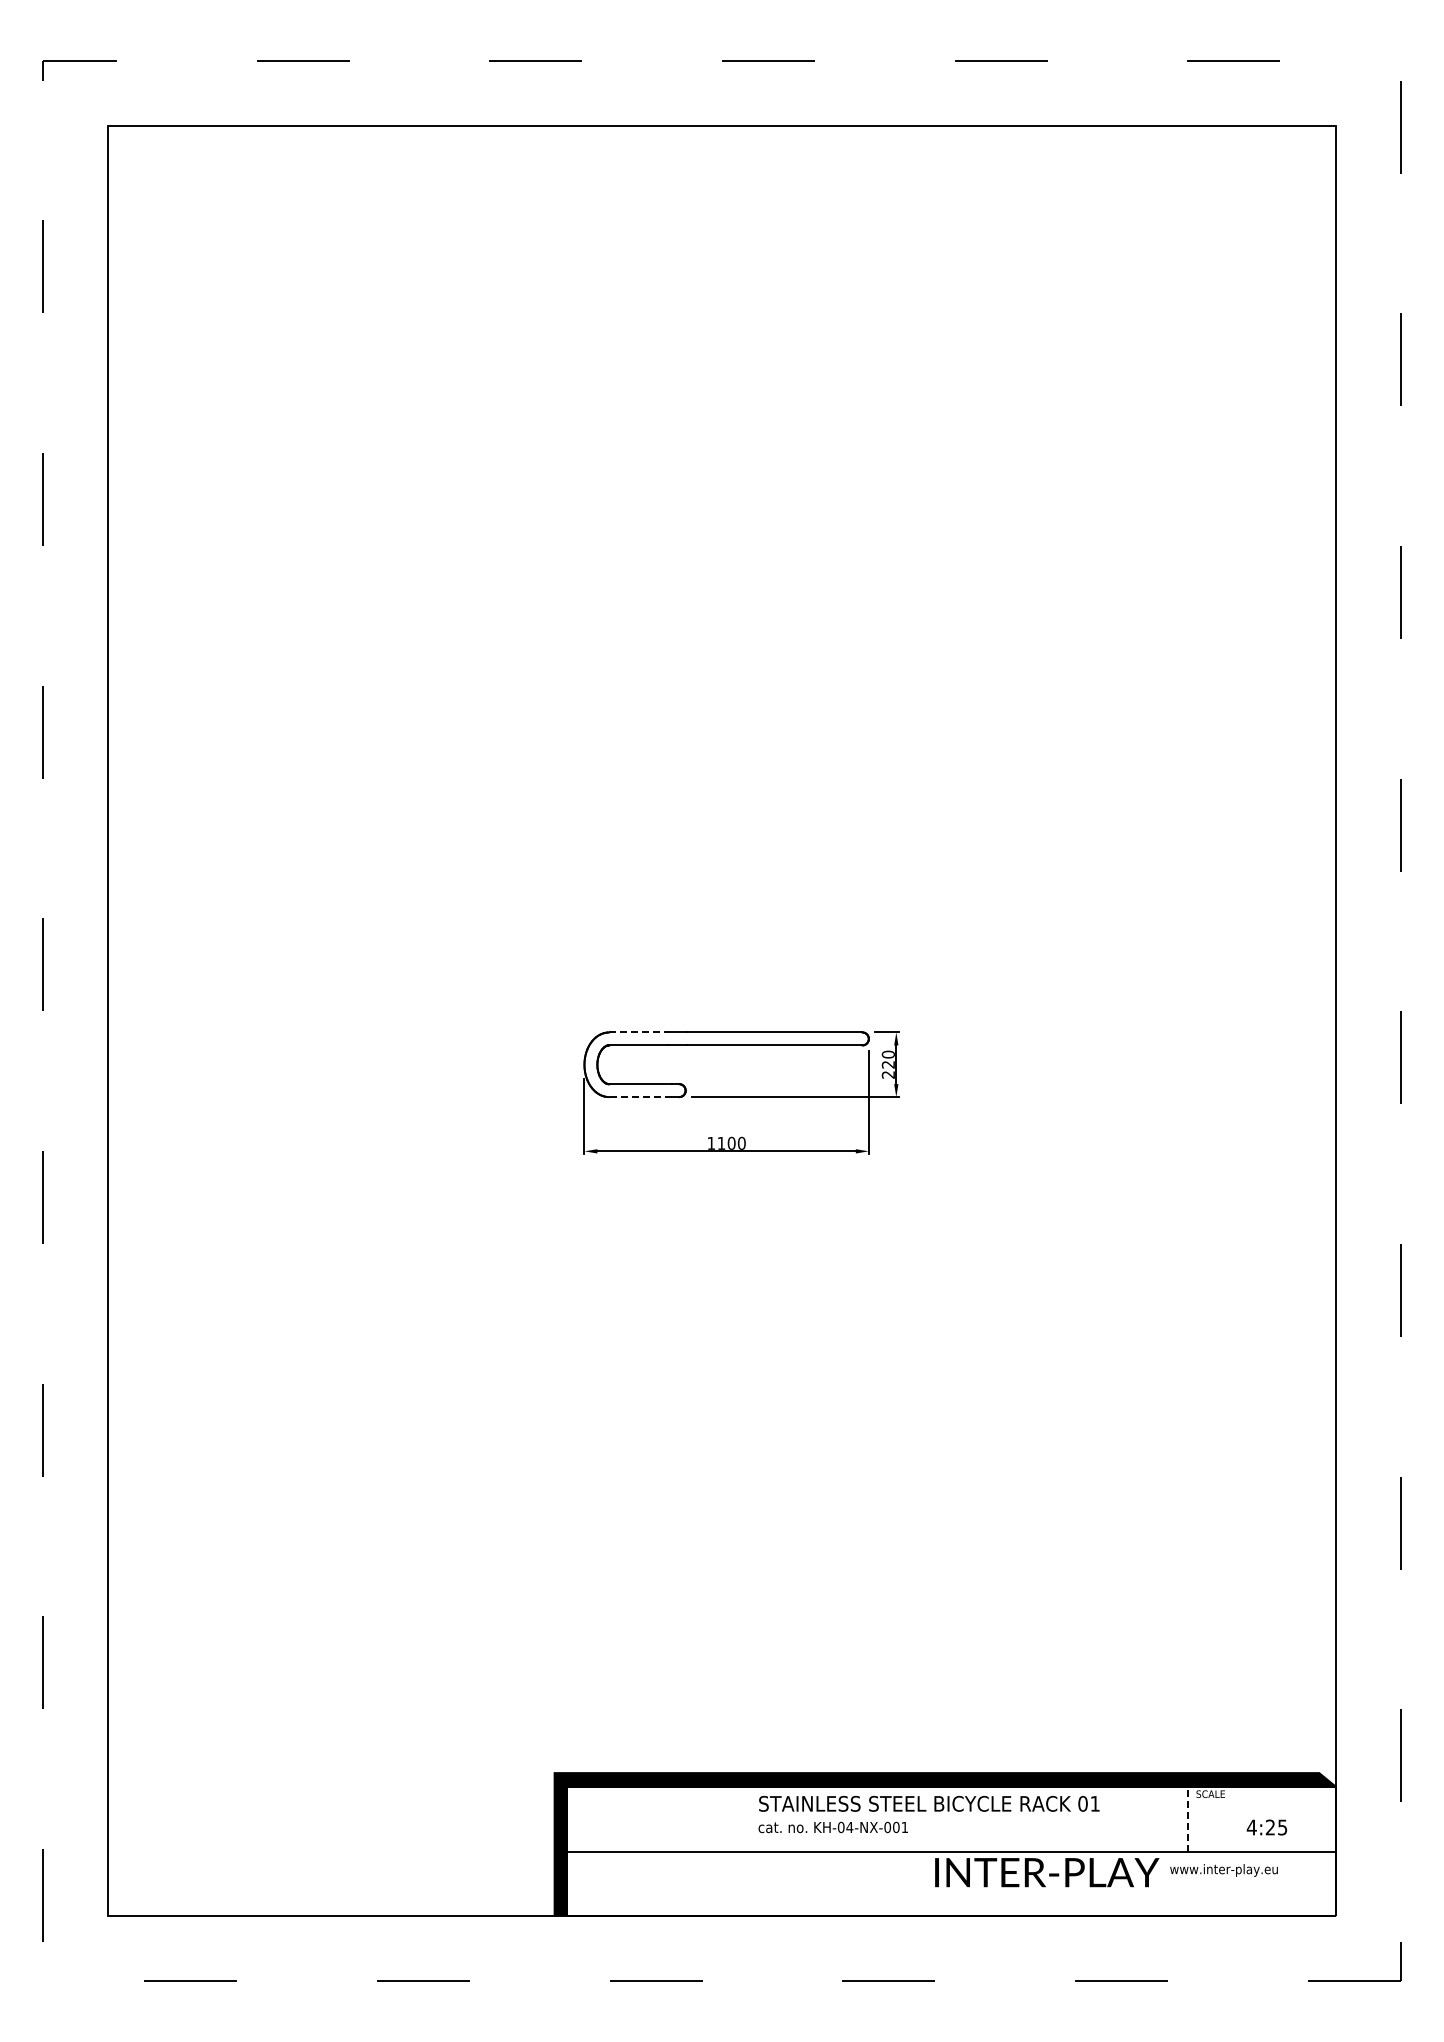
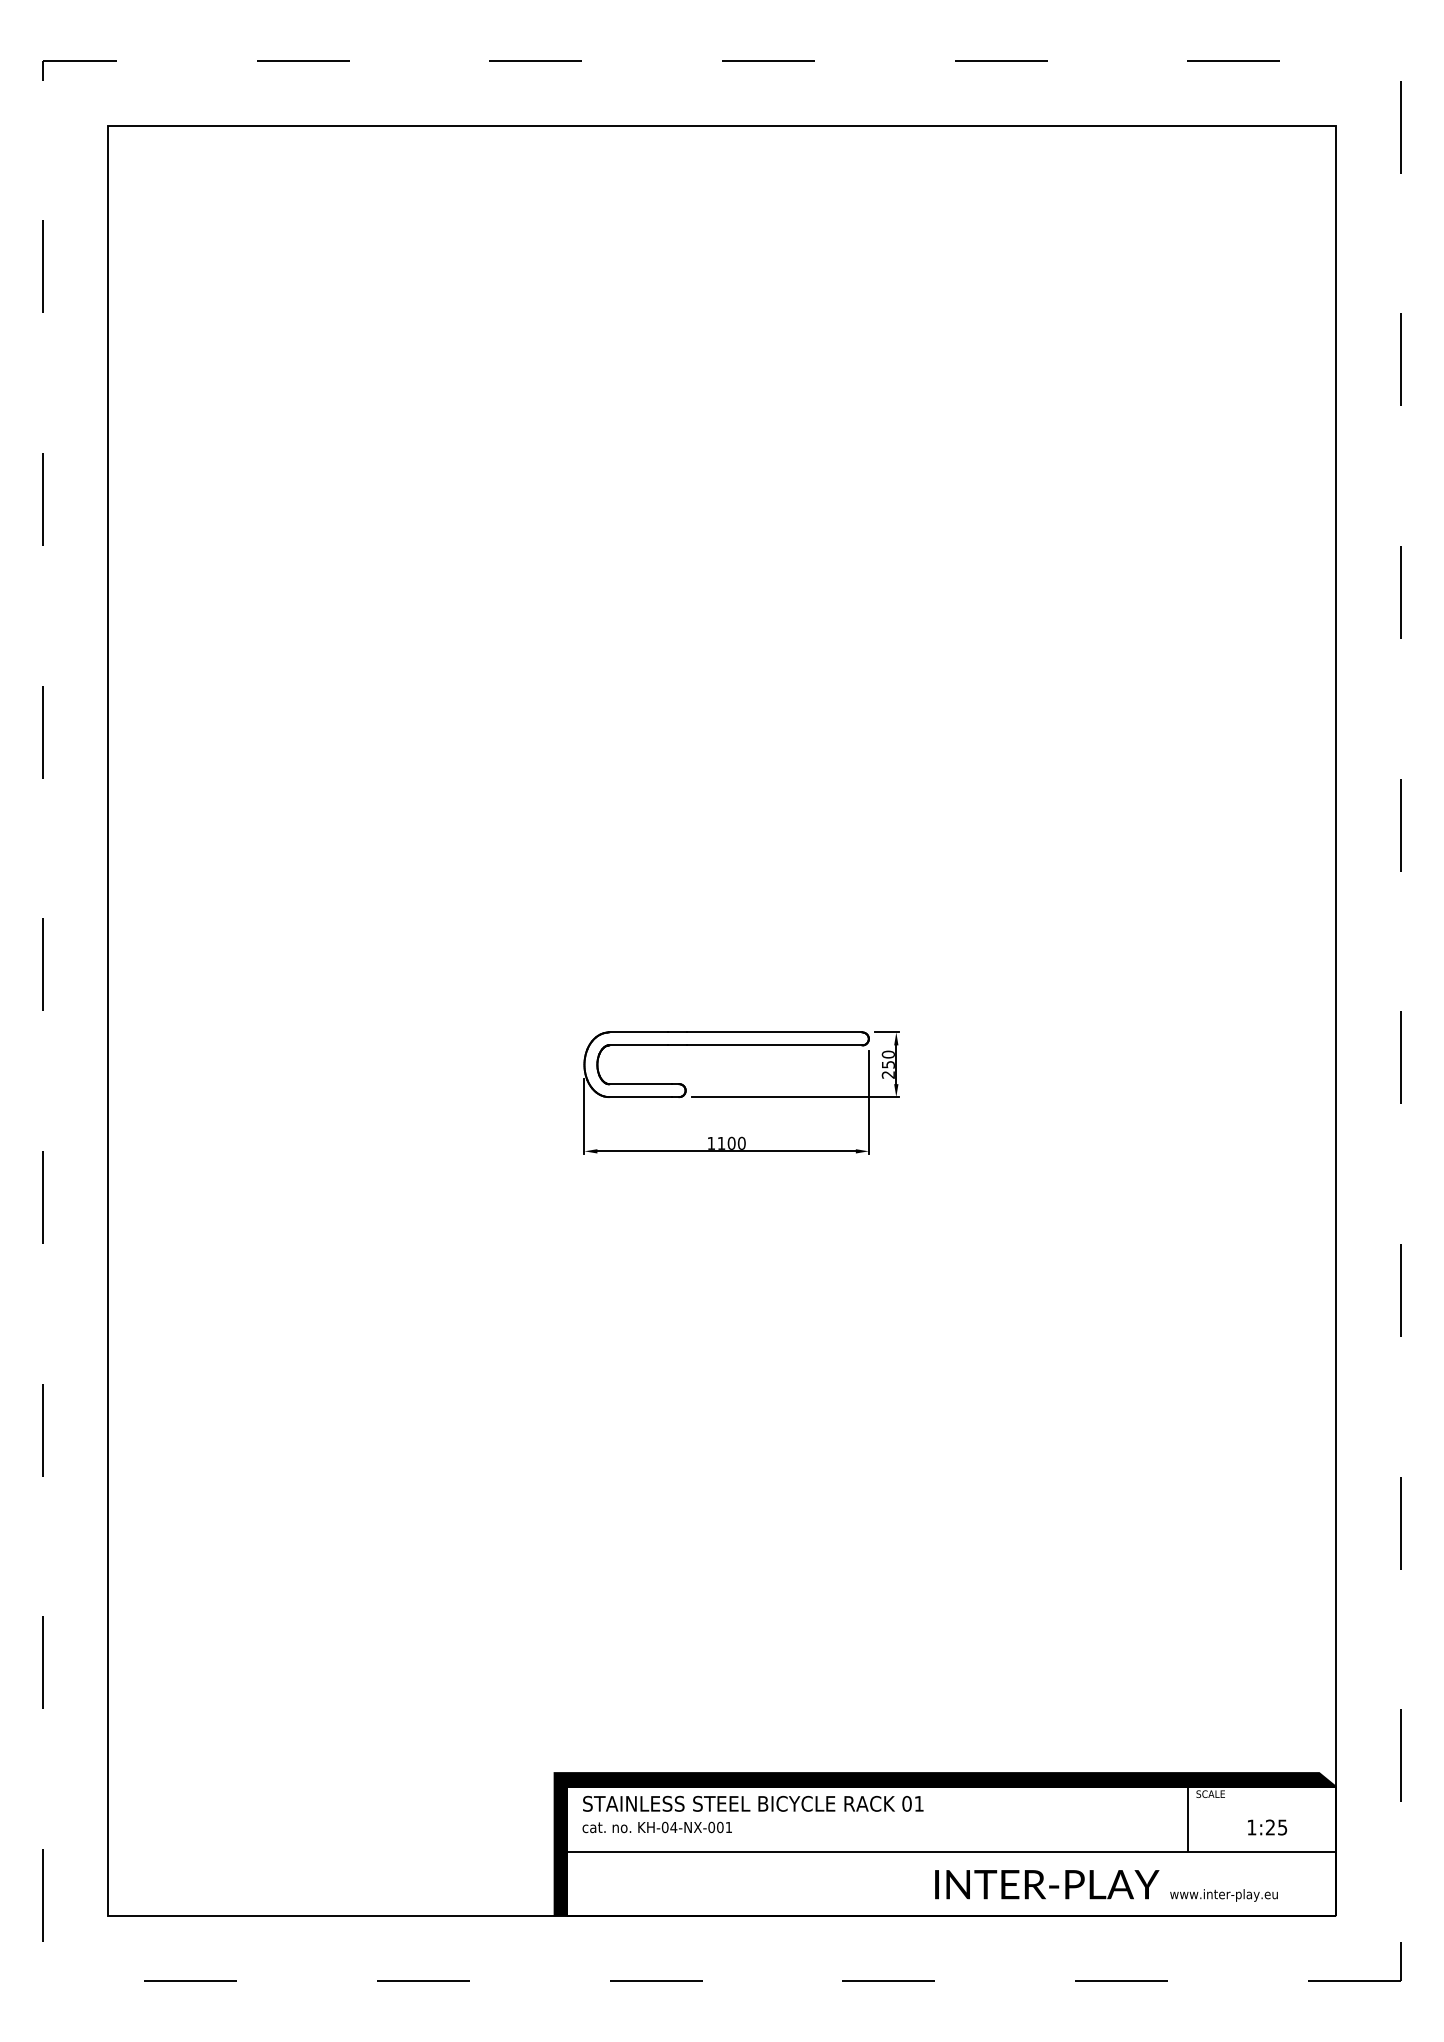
line: dashed -> solid (638, 1032)
text: 220 -> 250 (887, 1064)
line: dashed -> solid (639, 1097)
text position: (928, 1814) -> (752, 1814) (752, 1814)
line: dashed -> solid (1188, 1818)
text: 4:25 -> 1:25 (1251, 1827)
text position: (1223, 1870) -> (1223, 1895) (1223, 1895)
text position: (1047, 1872) -> (1047, 1884) (1047, 1884)
